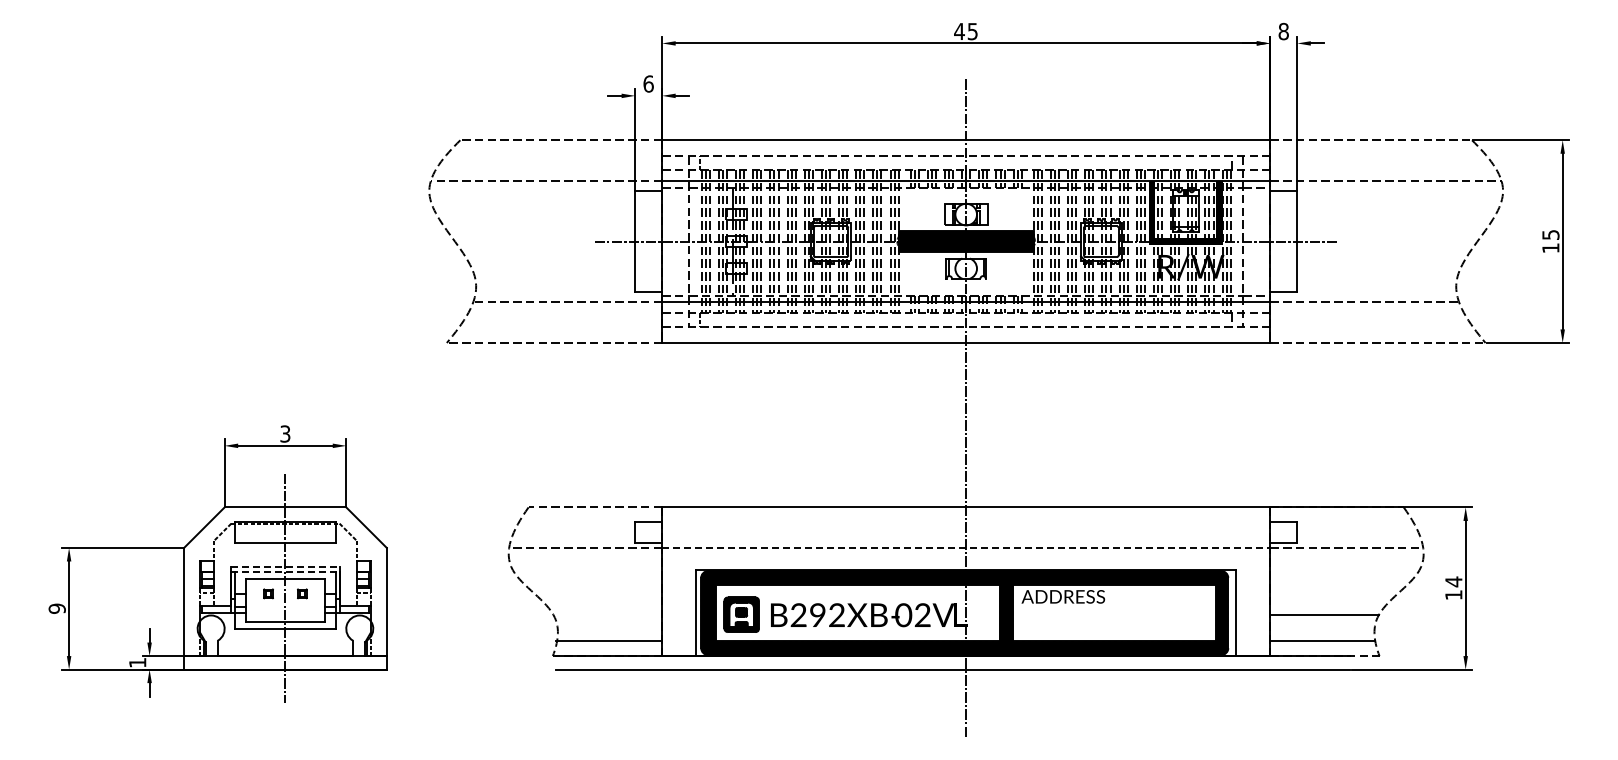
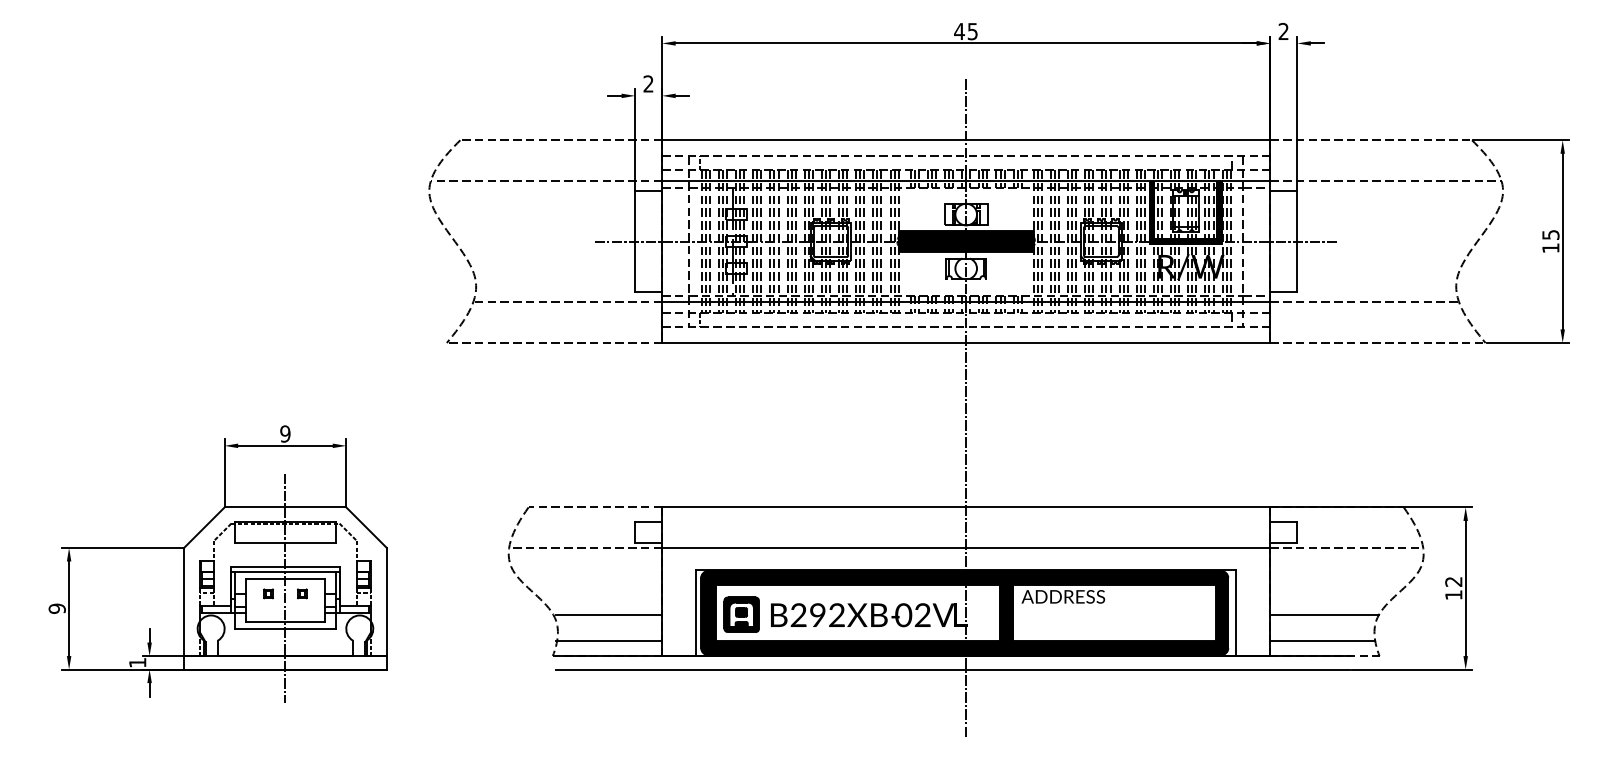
text: 8 -> 2 (1283, 31)
text: 6 -> 2 (648, 83)
text: 3 -> 9 (285, 433)
line: dashed -> solid (966, 547)
line: dashed -> solid (285, 566)
line: dashed -> solid (285, 572)
text: 14 -> 12 (1453, 581)
line: none -> present (609, 615)
